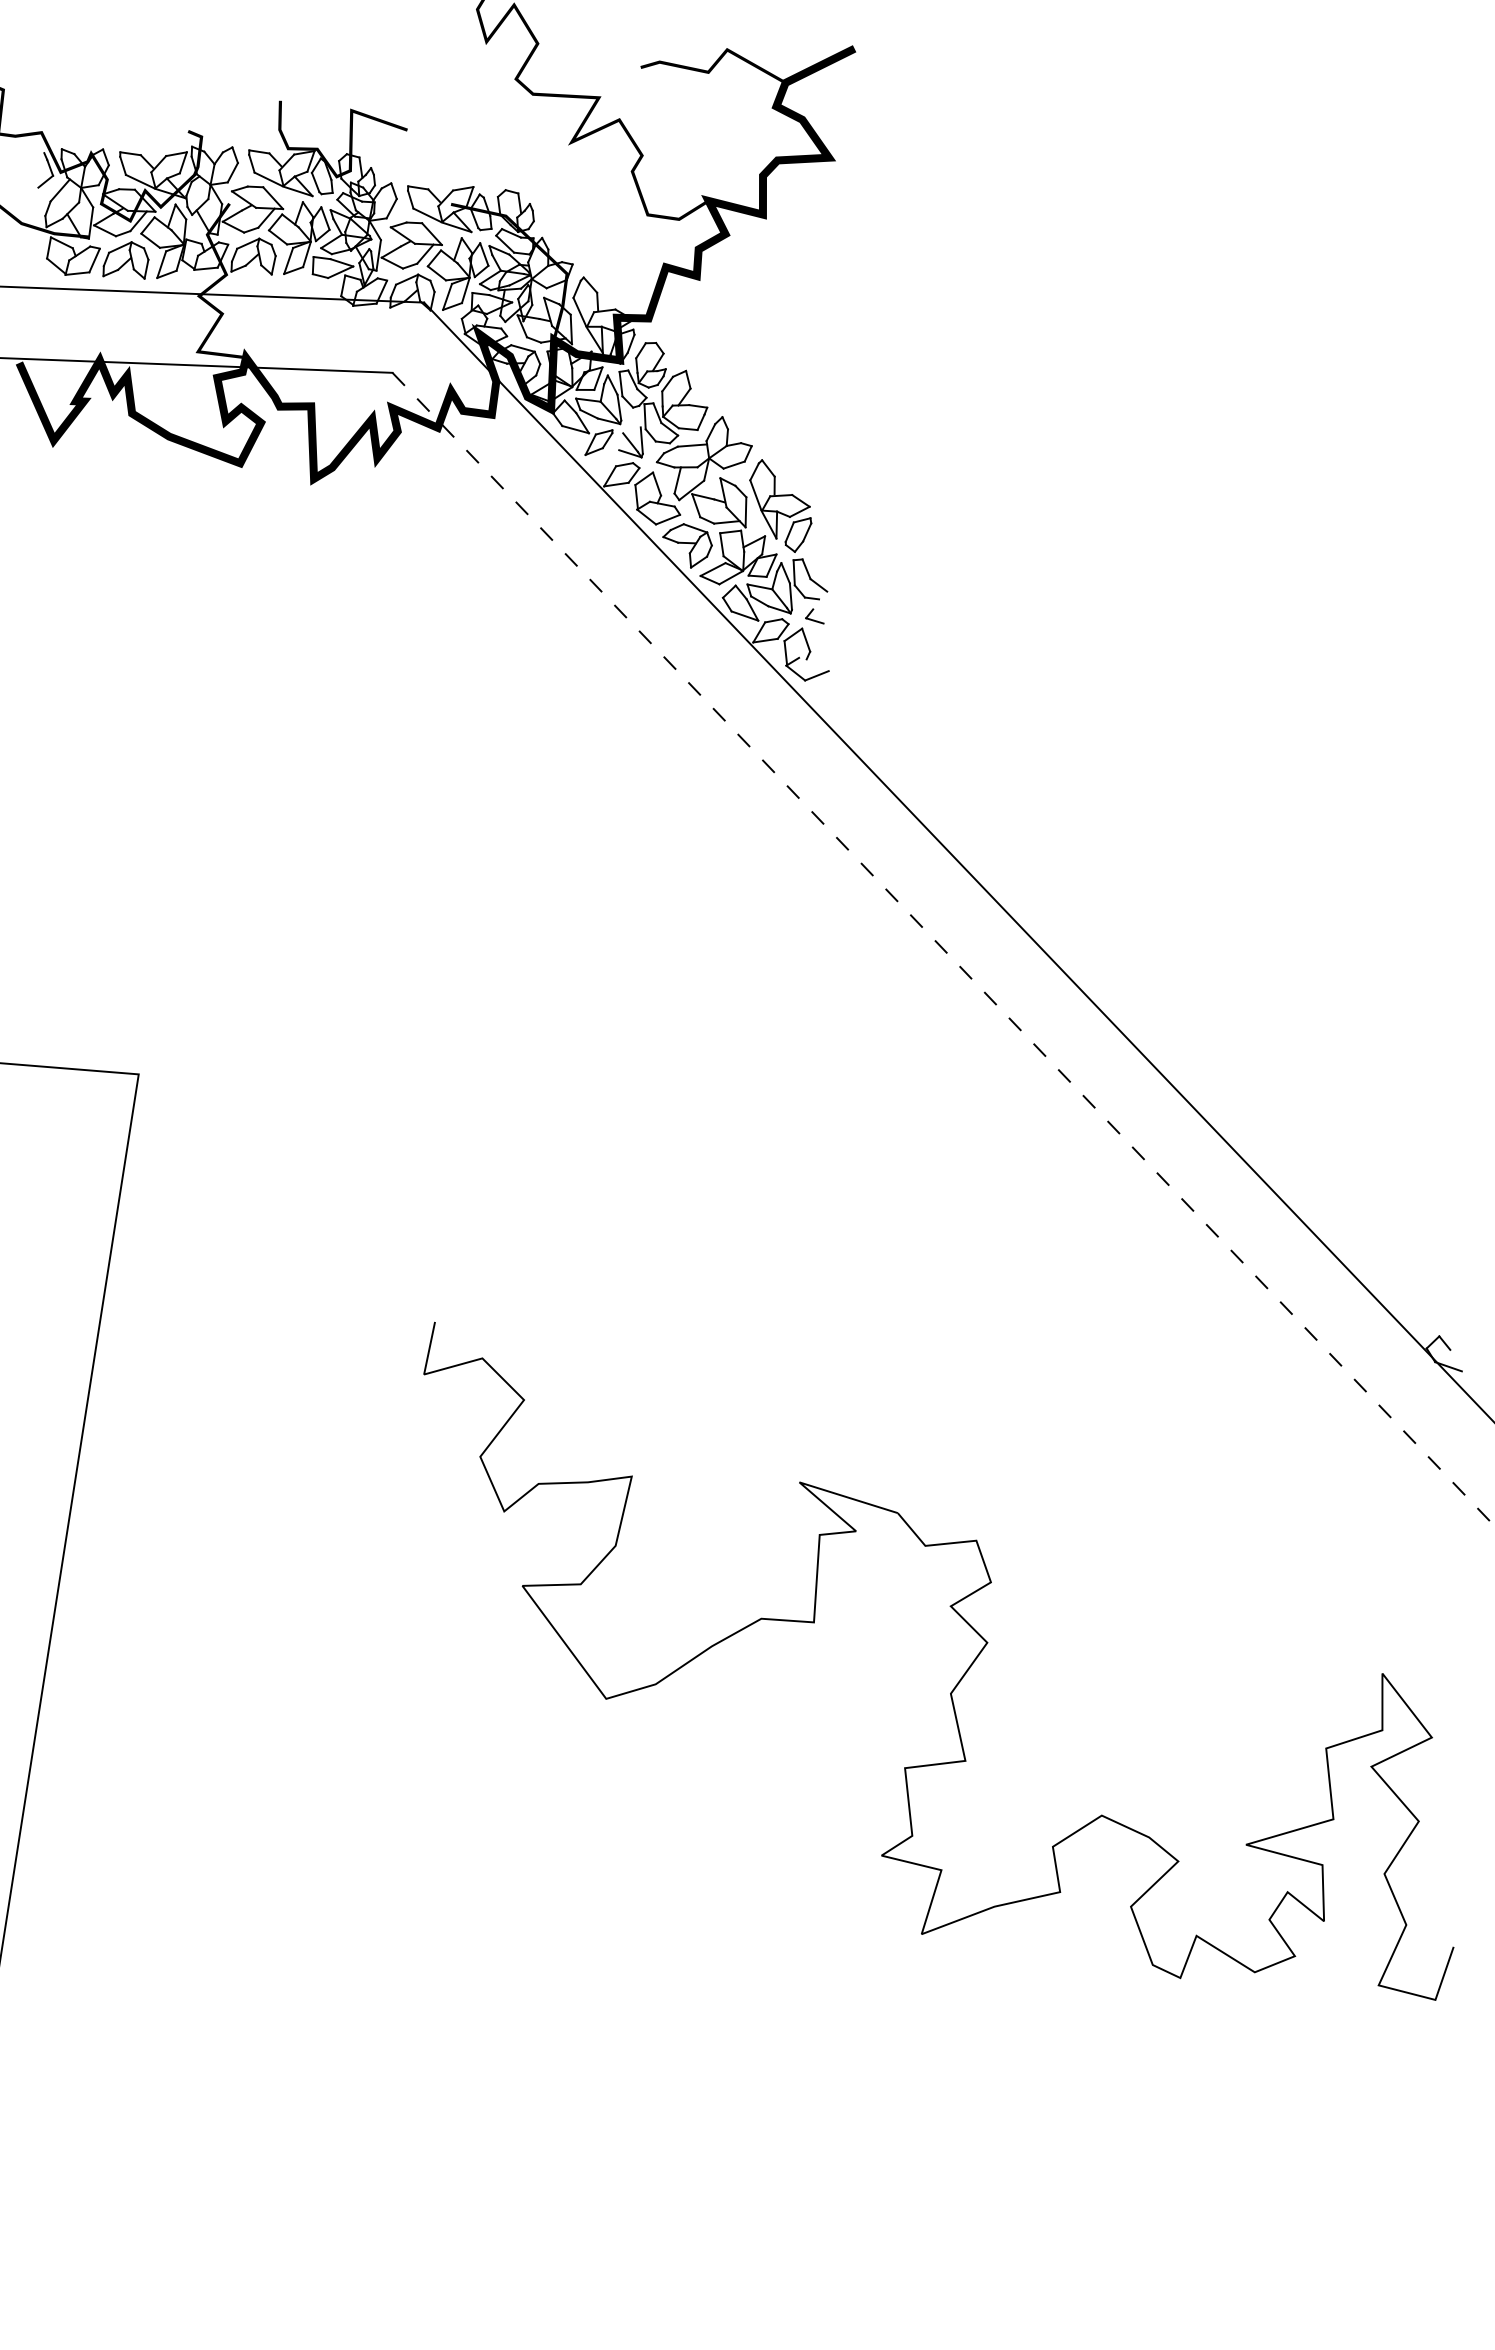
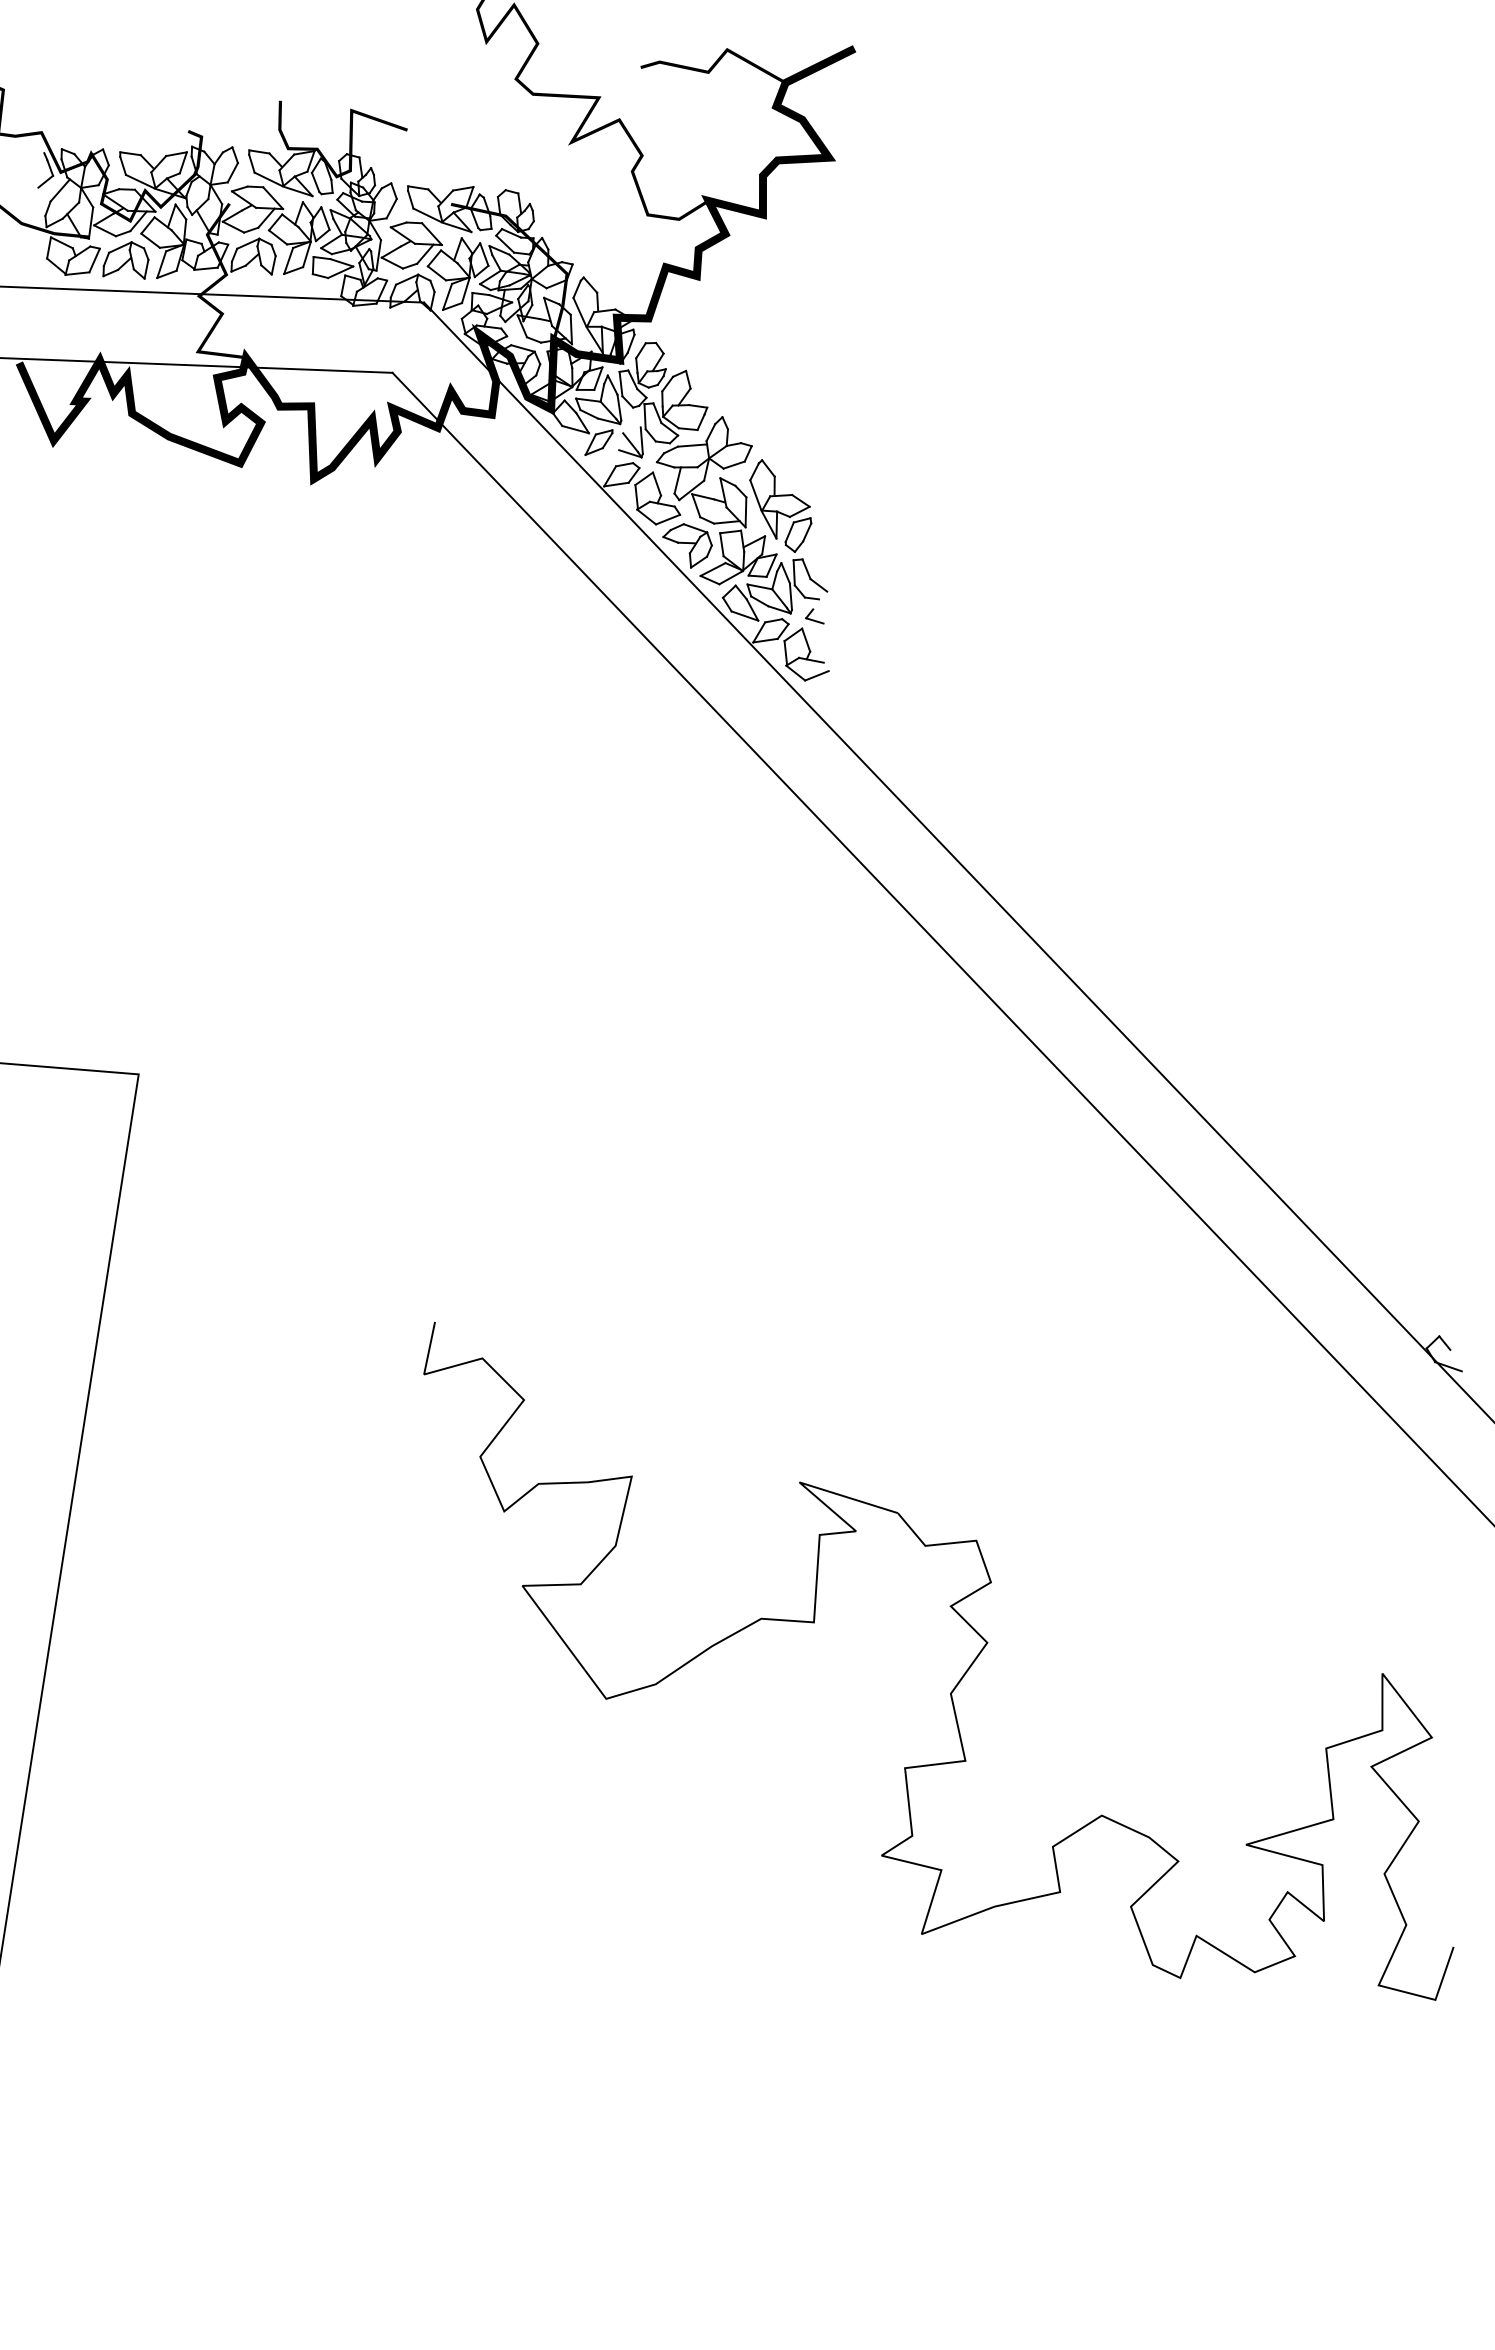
line: none -> present (811, 659)
line: dashed -> solid (943, 949)
